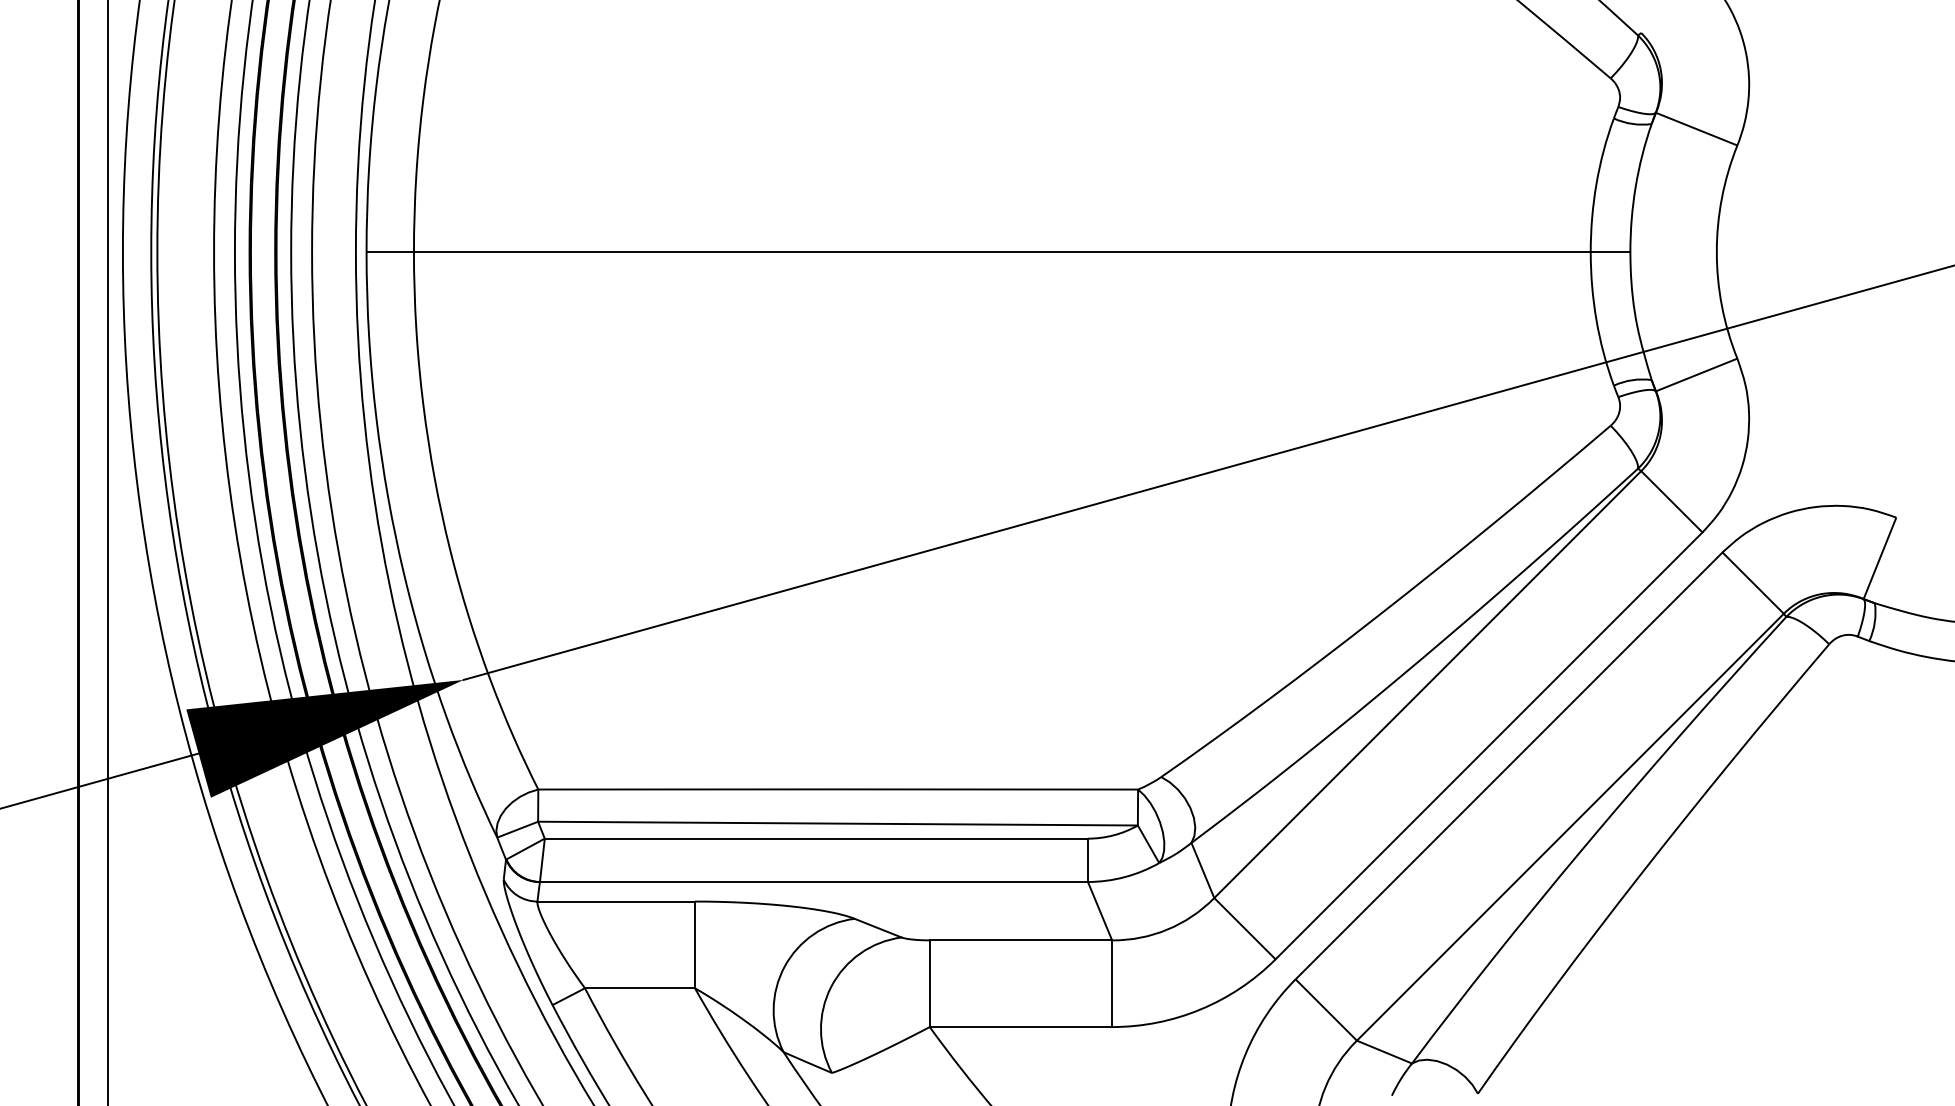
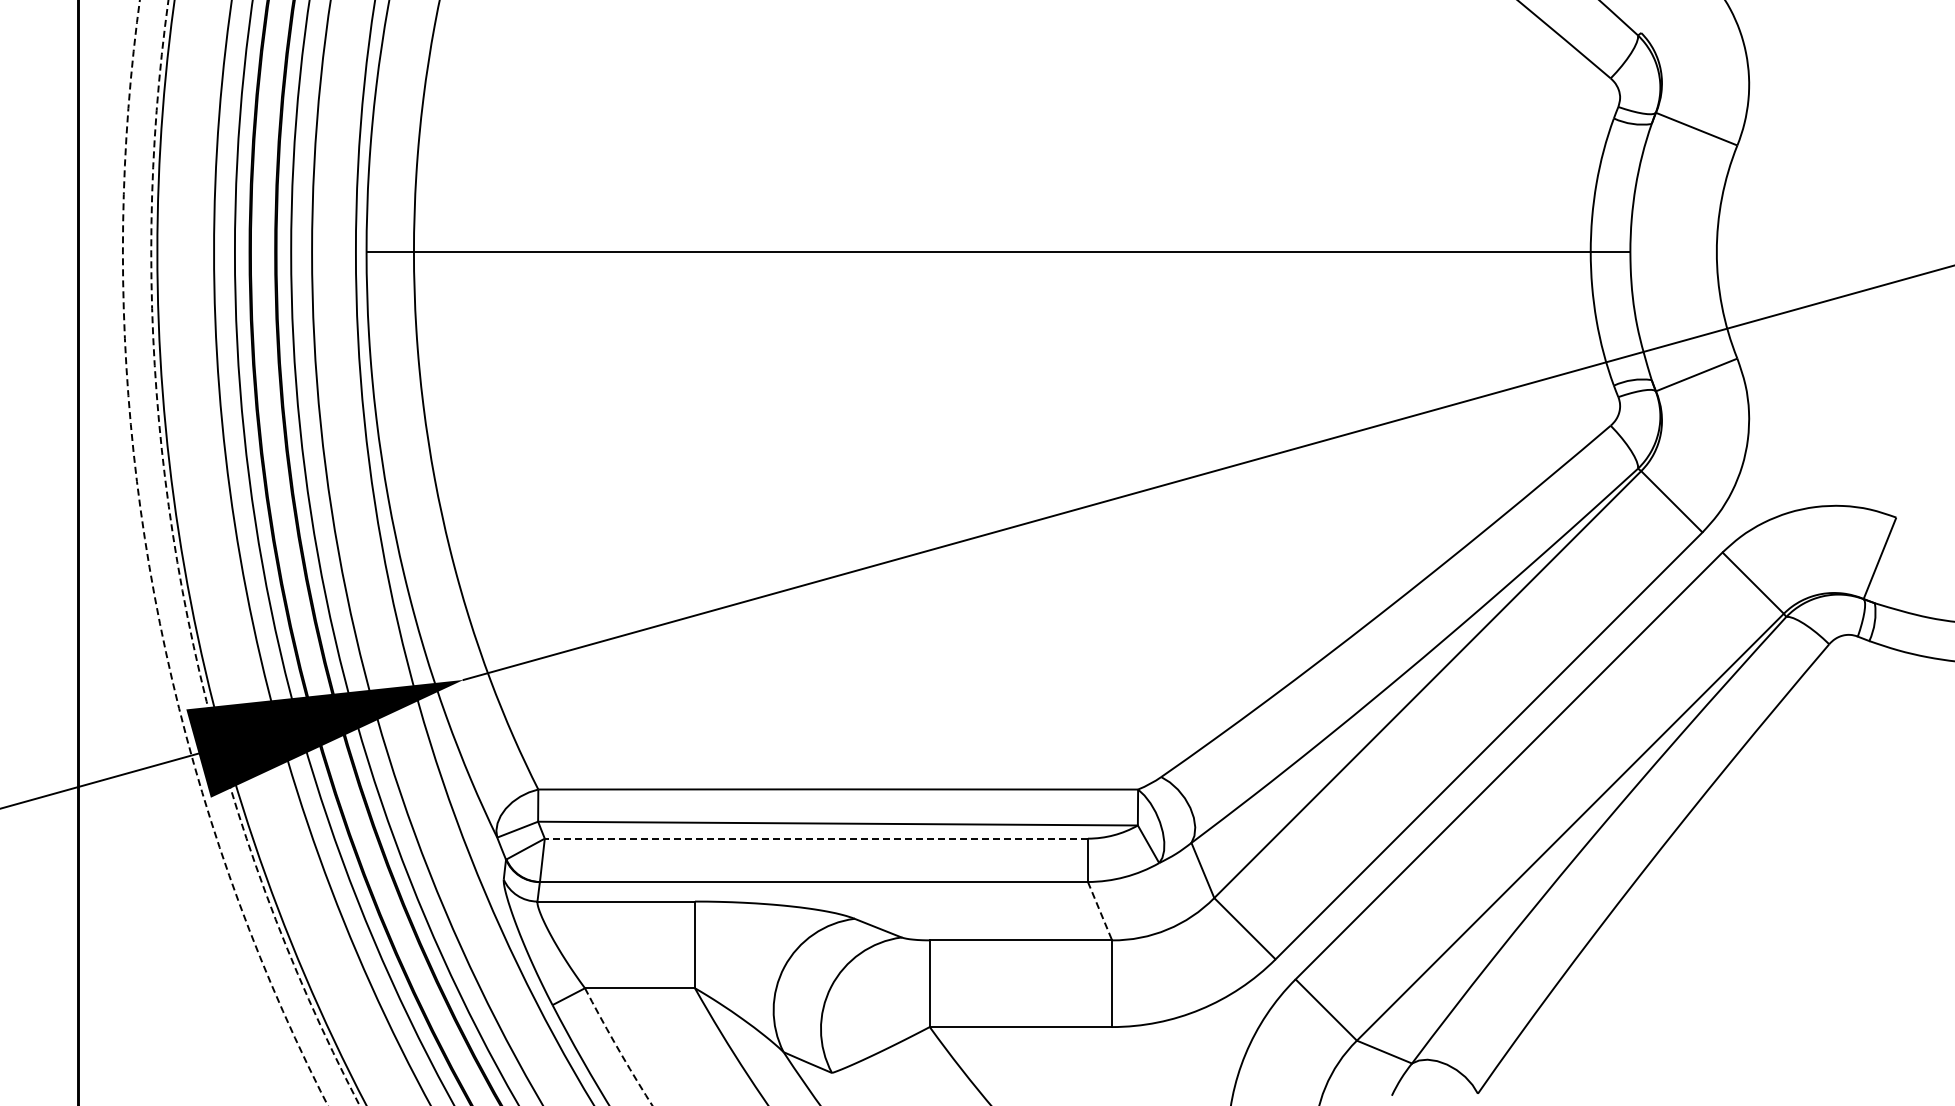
line: present -> none (108, 552)
arc: solid -> dashed (177, 565)
arc: solid -> dashed (150, 570)
line: solid -> dashed (816, 838)
line: solid -> dashed (1100, 911)
arc: solid -> dashed (617, 1047)
